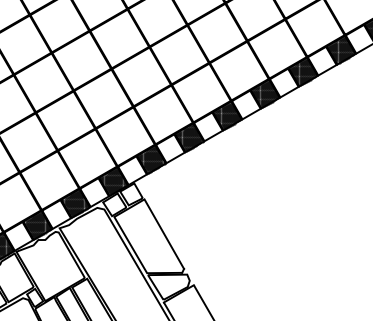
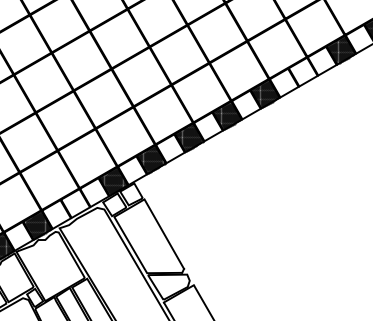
hatch: present -> none (303, 71)
hatch: present -> none (75, 203)
